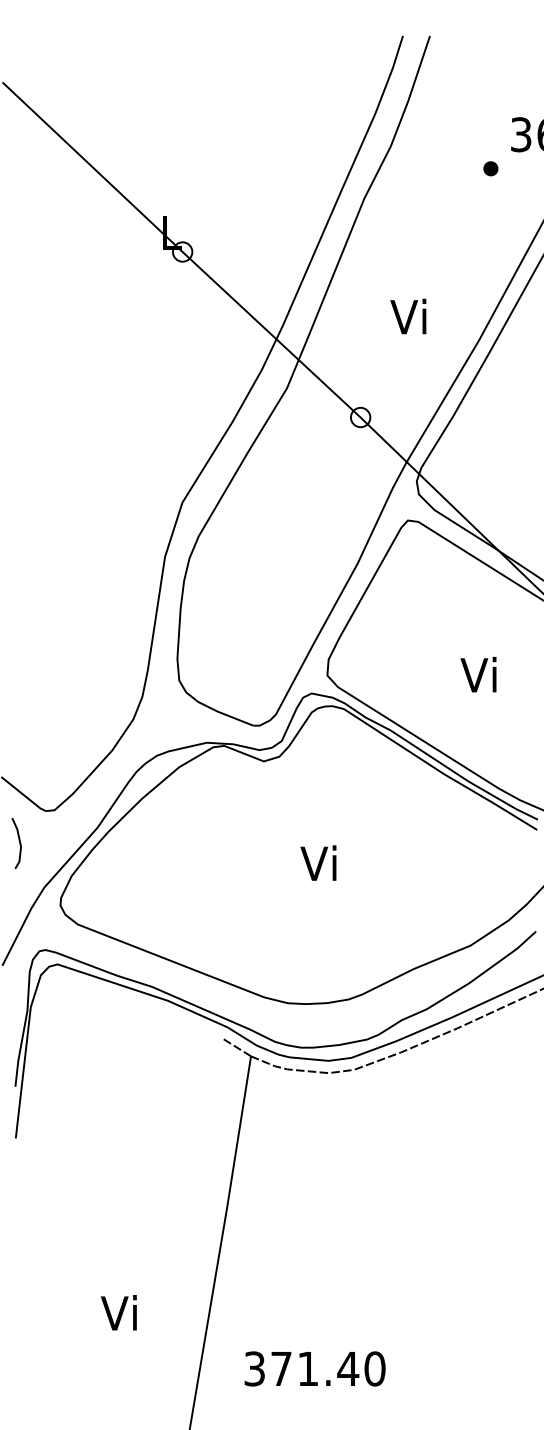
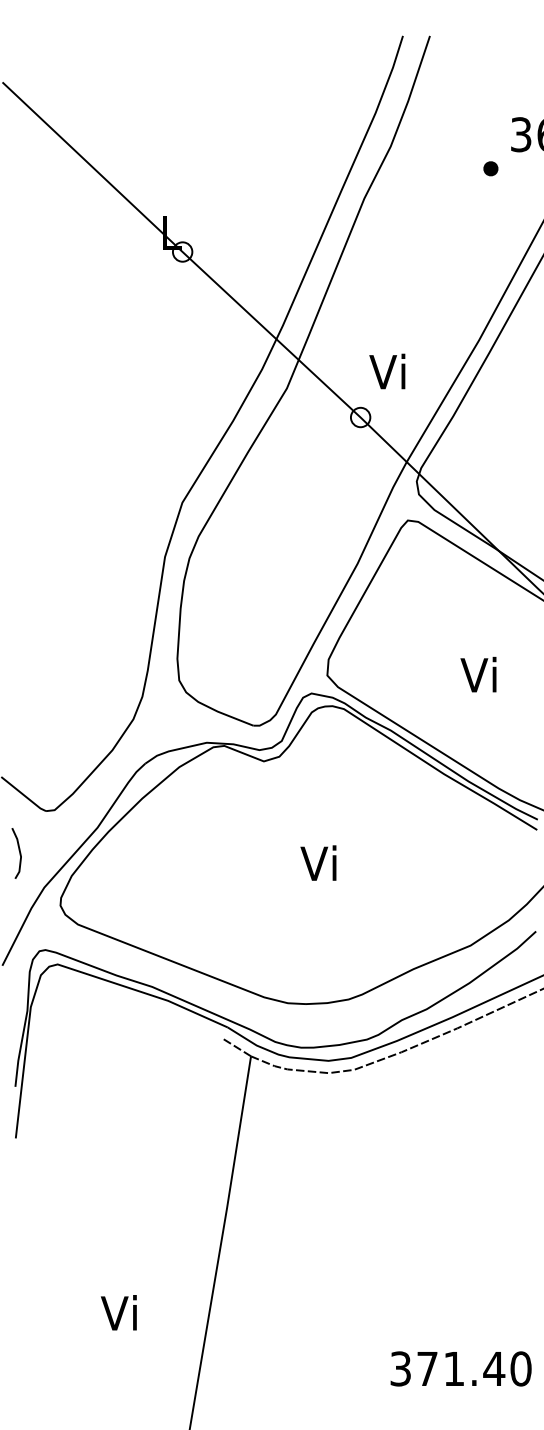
text position: (408, 316) -> (387, 371) (387, 371)
line position: (19, 843) -> (19, 853) (19, 853)
text position: (314, 1368) -> (460, 1368) (460, 1368)
